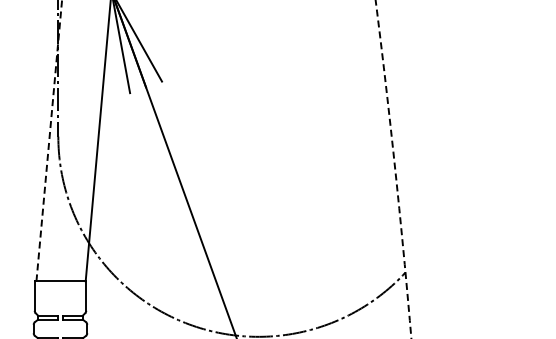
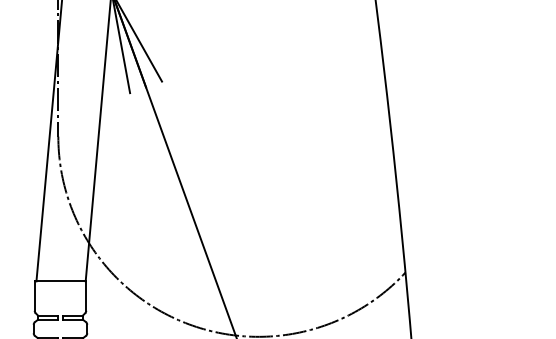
line: dashed -> solid (49, 140)
arc: dashed -> solid (395, 169)
